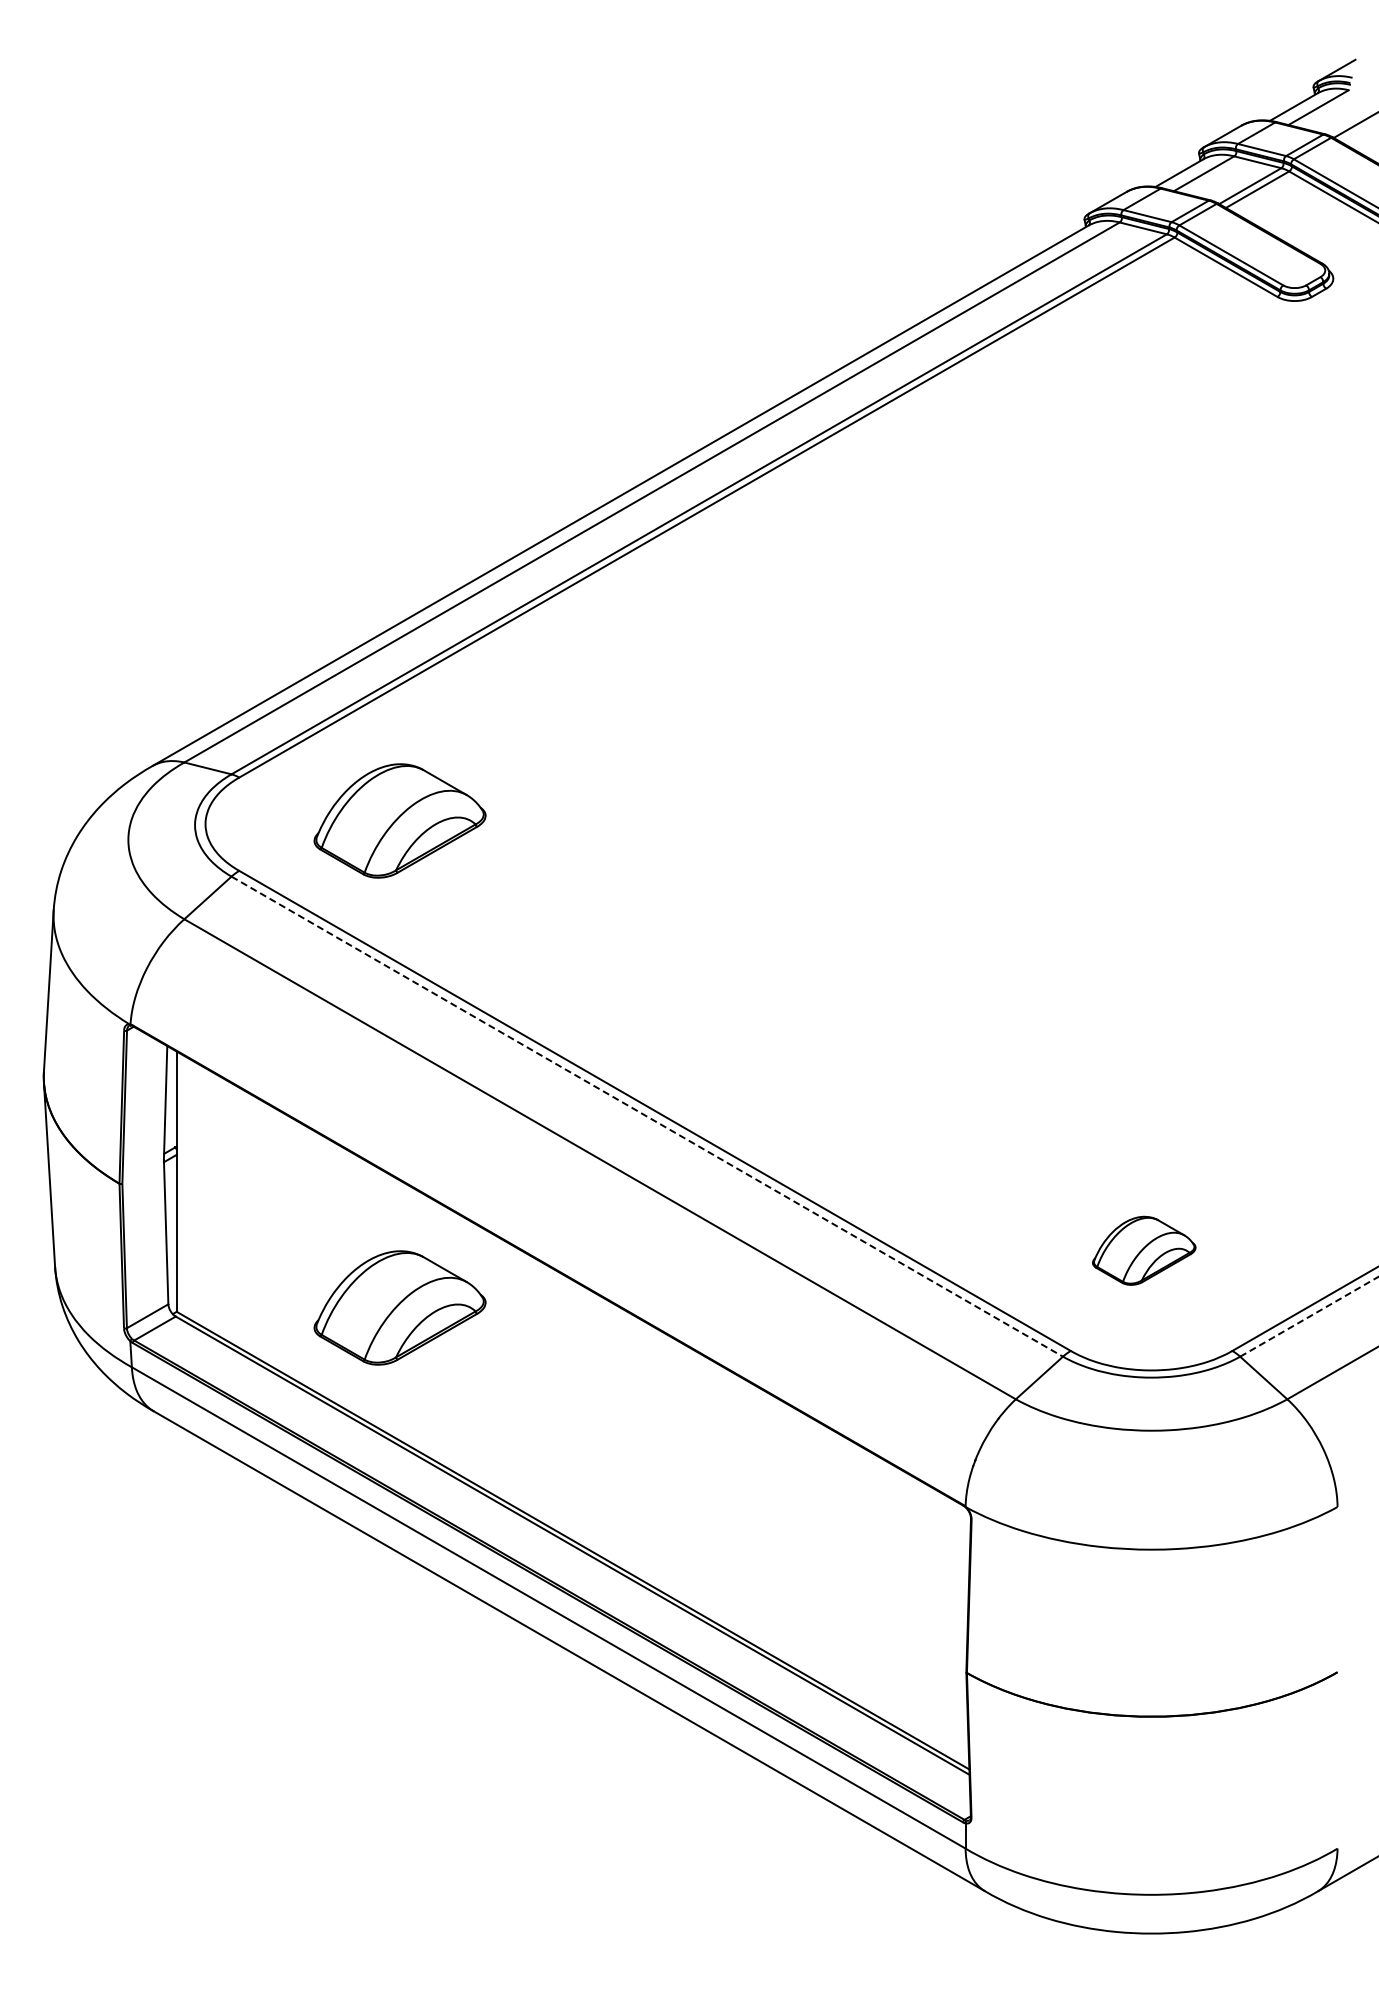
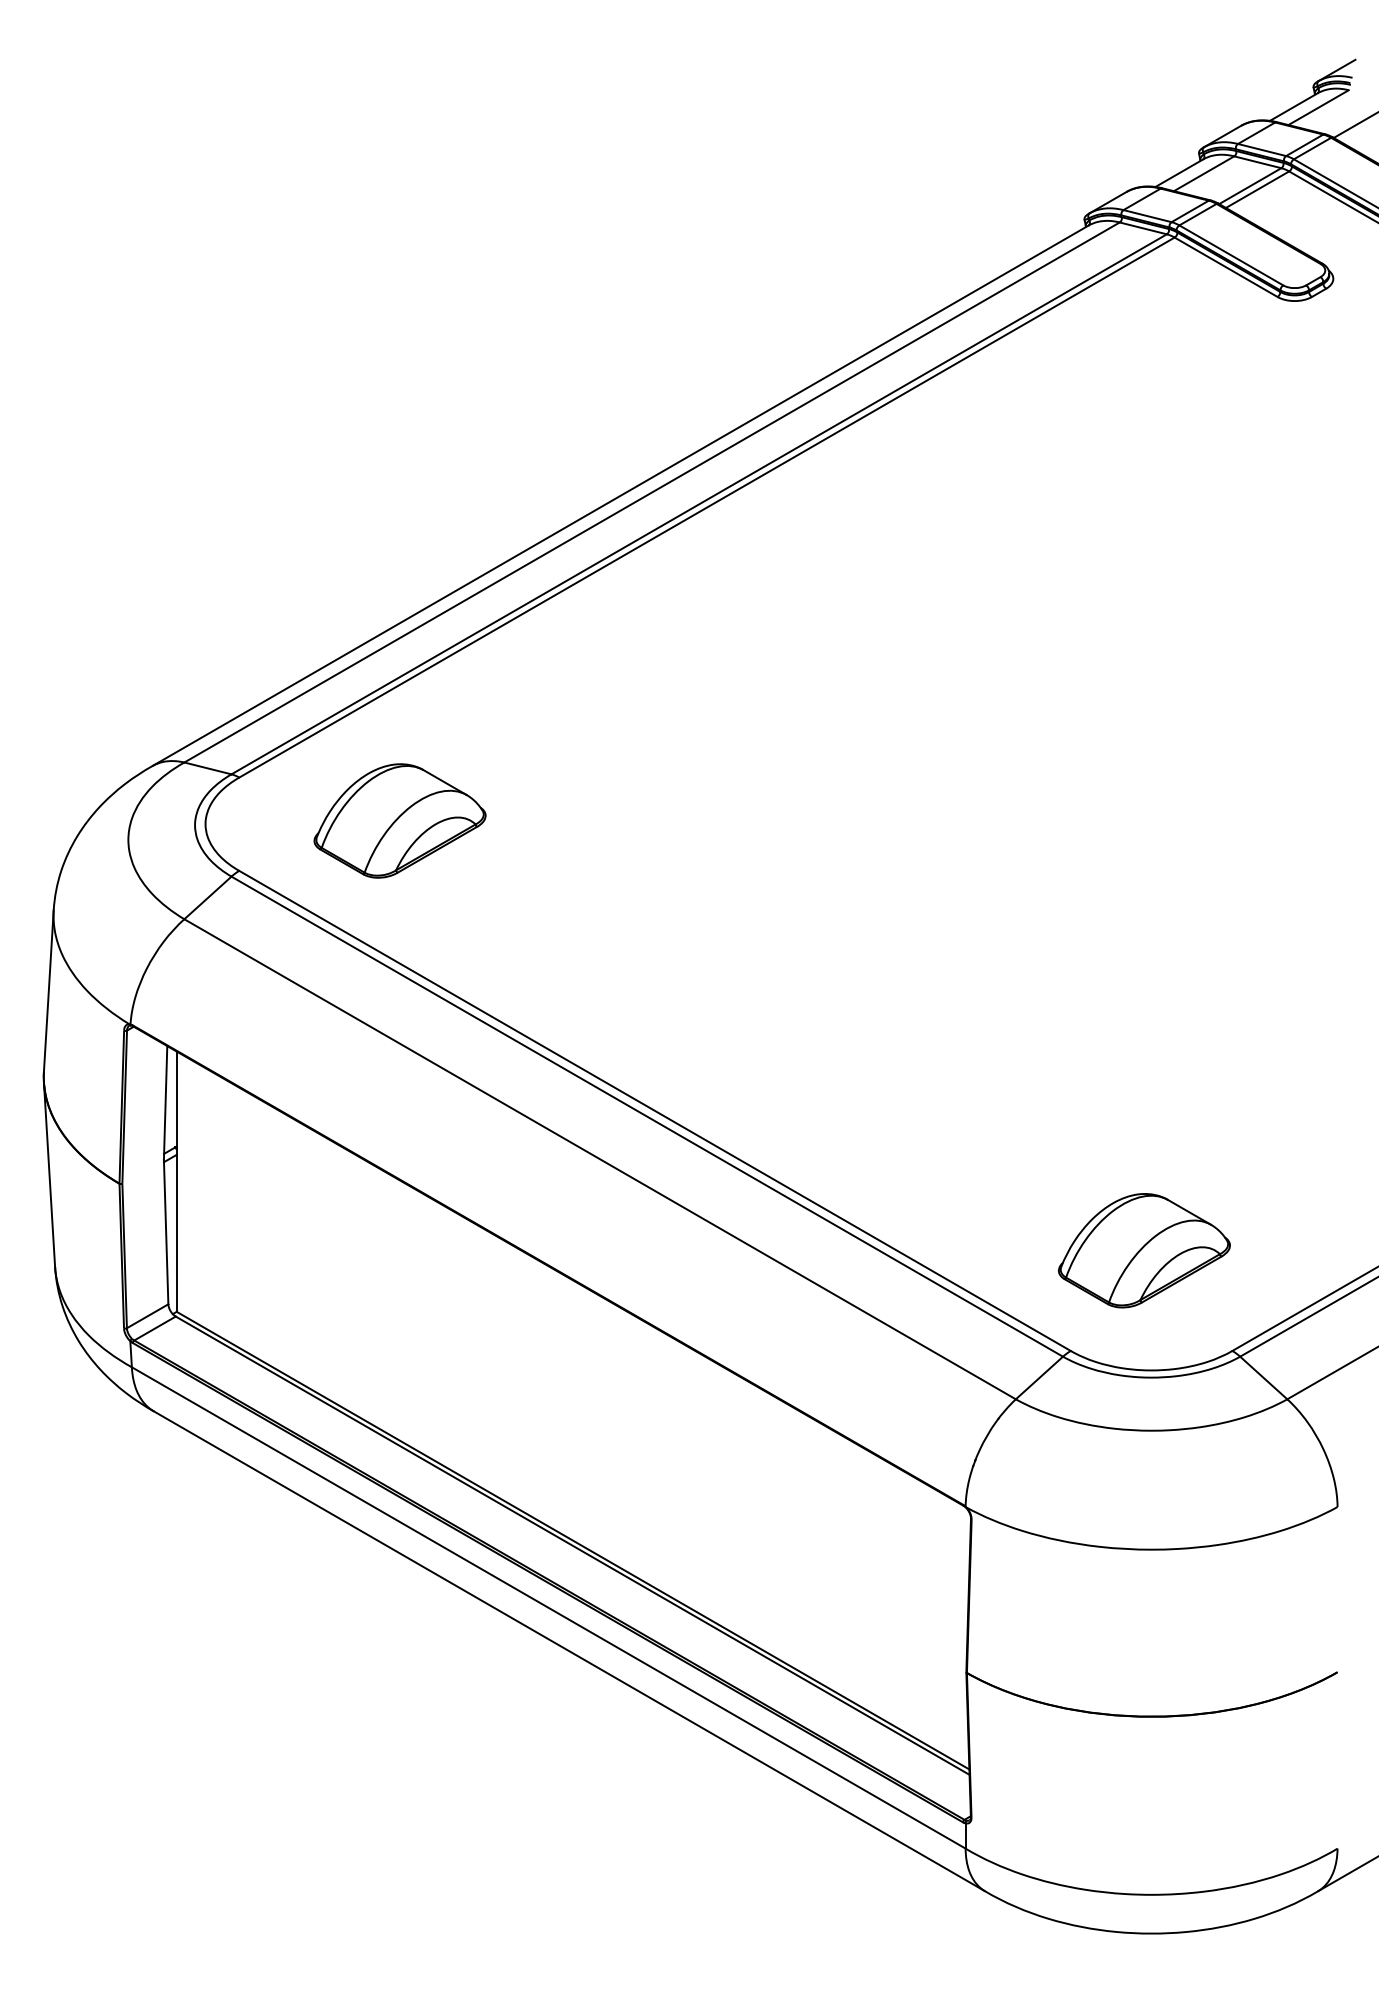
line: dashed -> solid (647, 1116)
part size: 105x71 px -> 174x116 px (1143, 1250)
part: present -> none (399, 1307)
line: dashed -> solid (1309, 1316)
